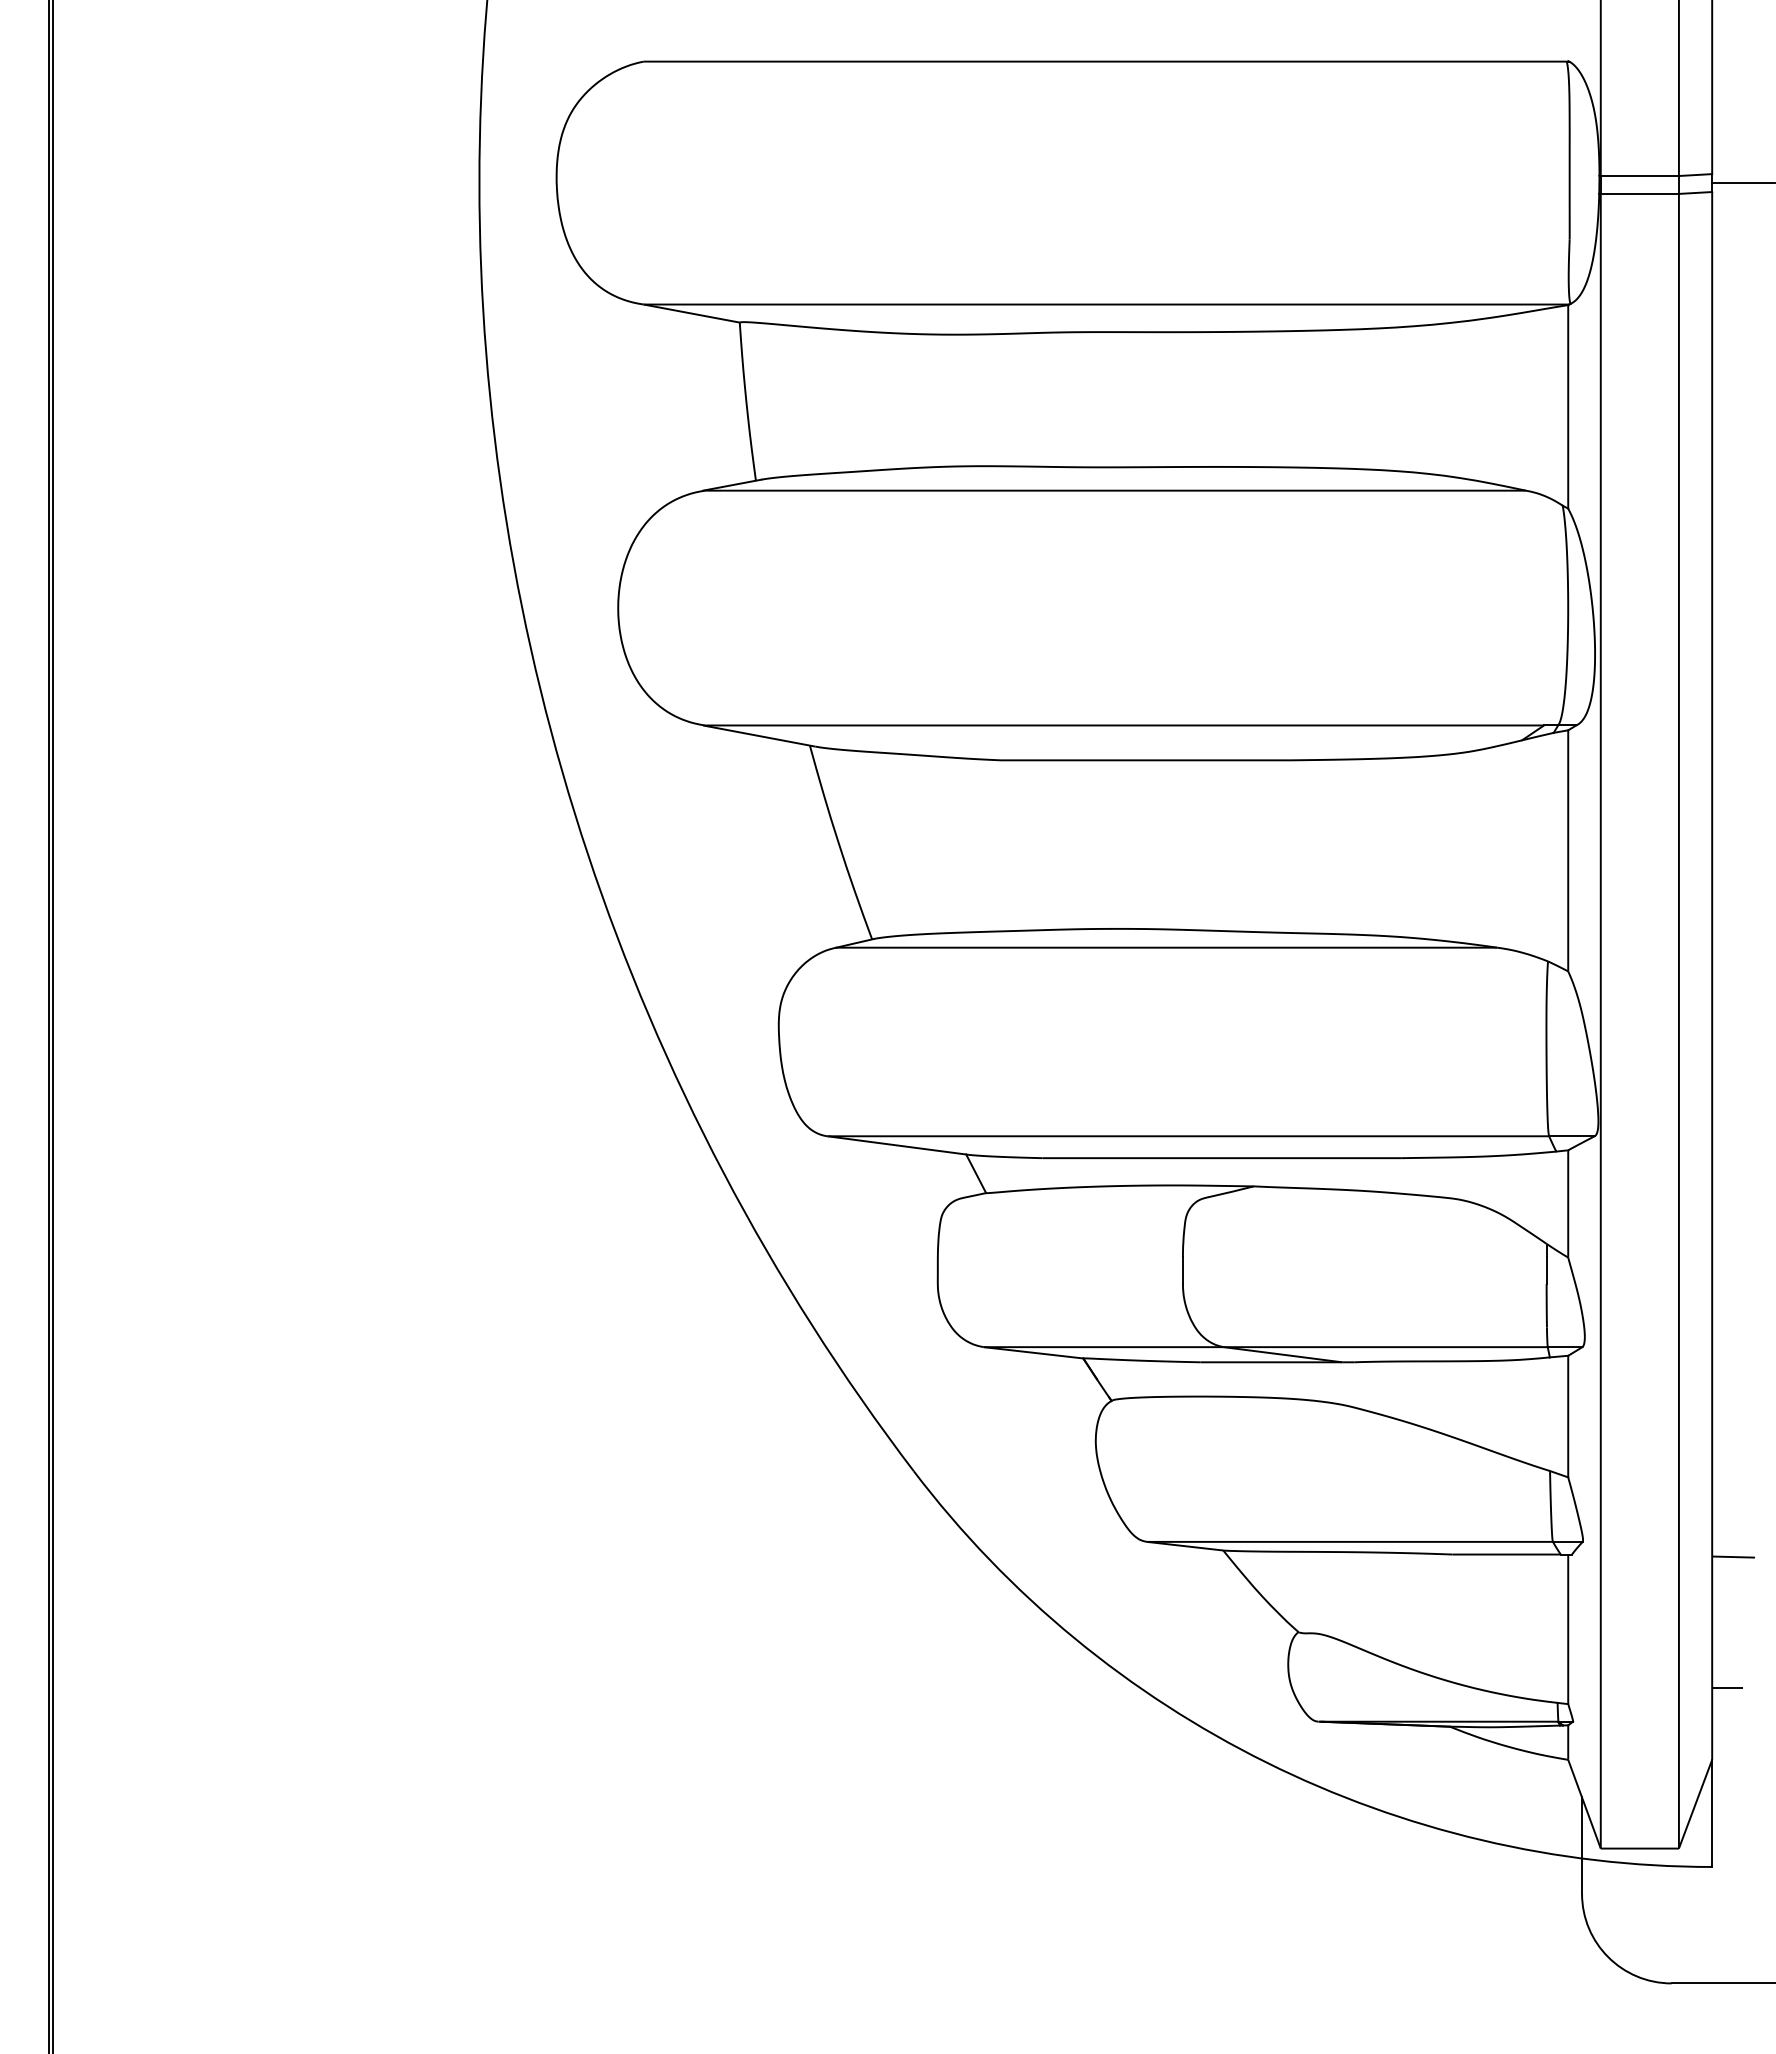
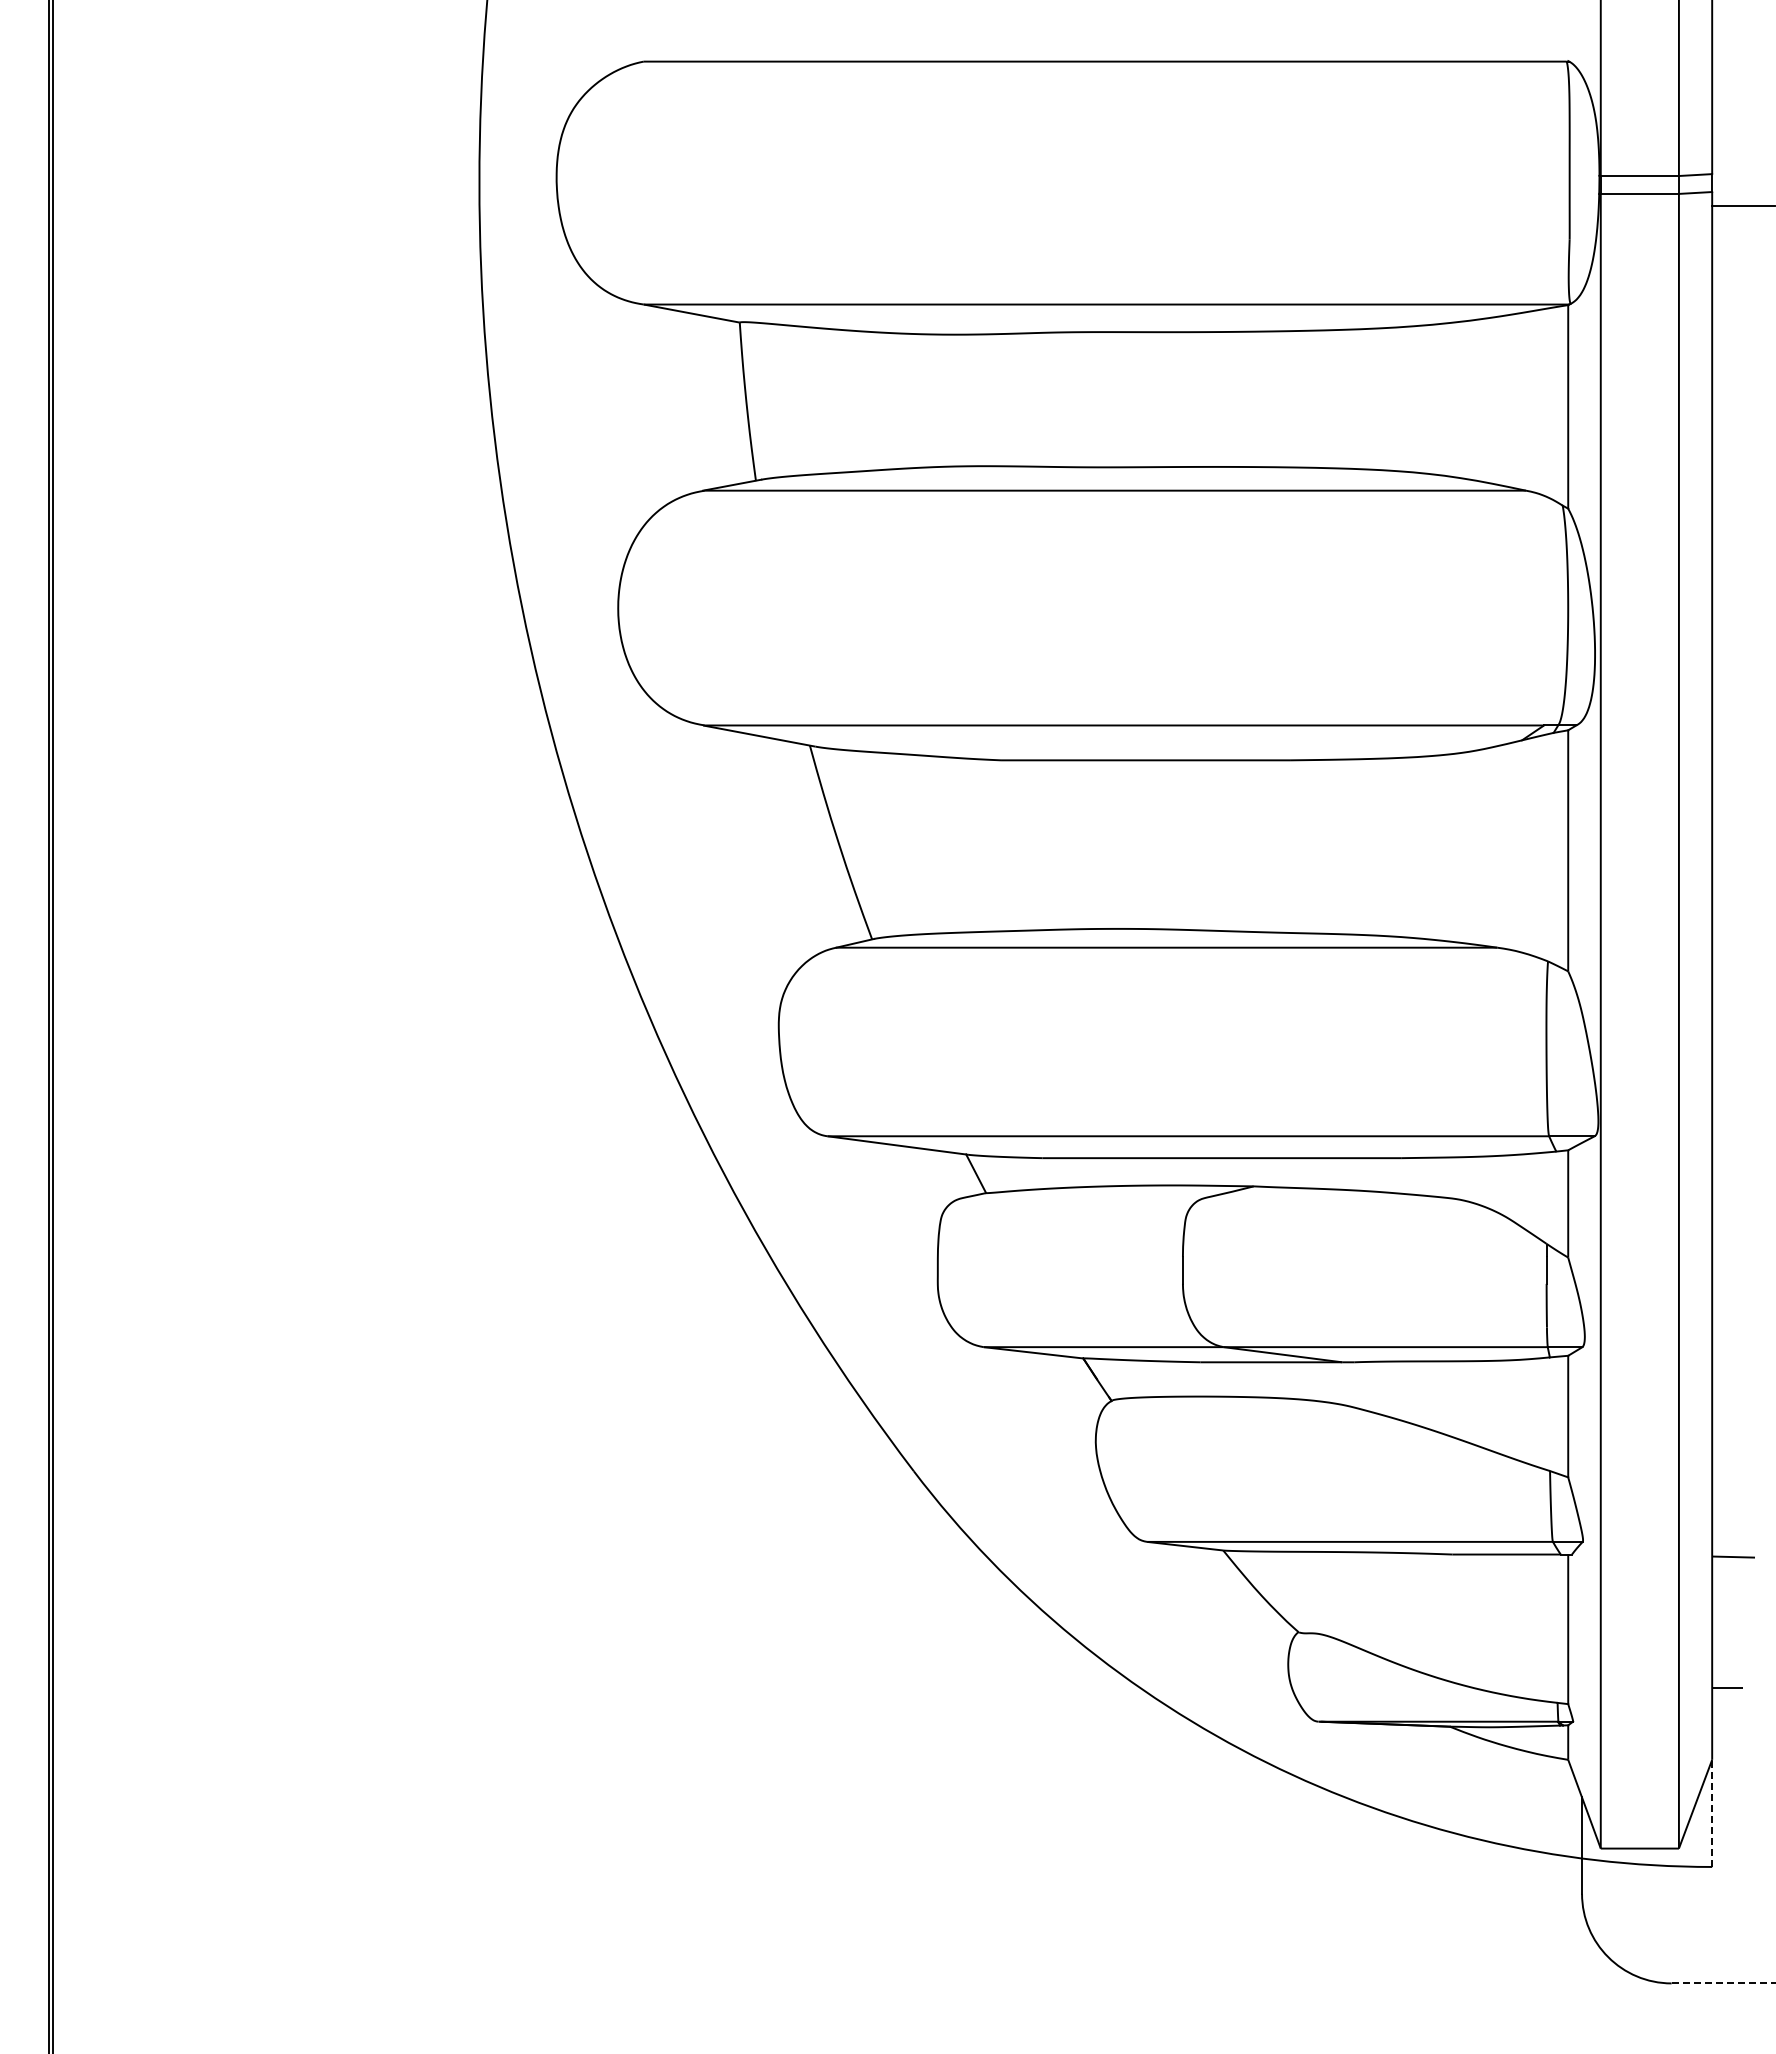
line position: (1742, 183) -> (1742, 206) (1742, 206)
line: solid -> dashed (1712, 1813)
line: solid -> dashed (1723, 1983)
